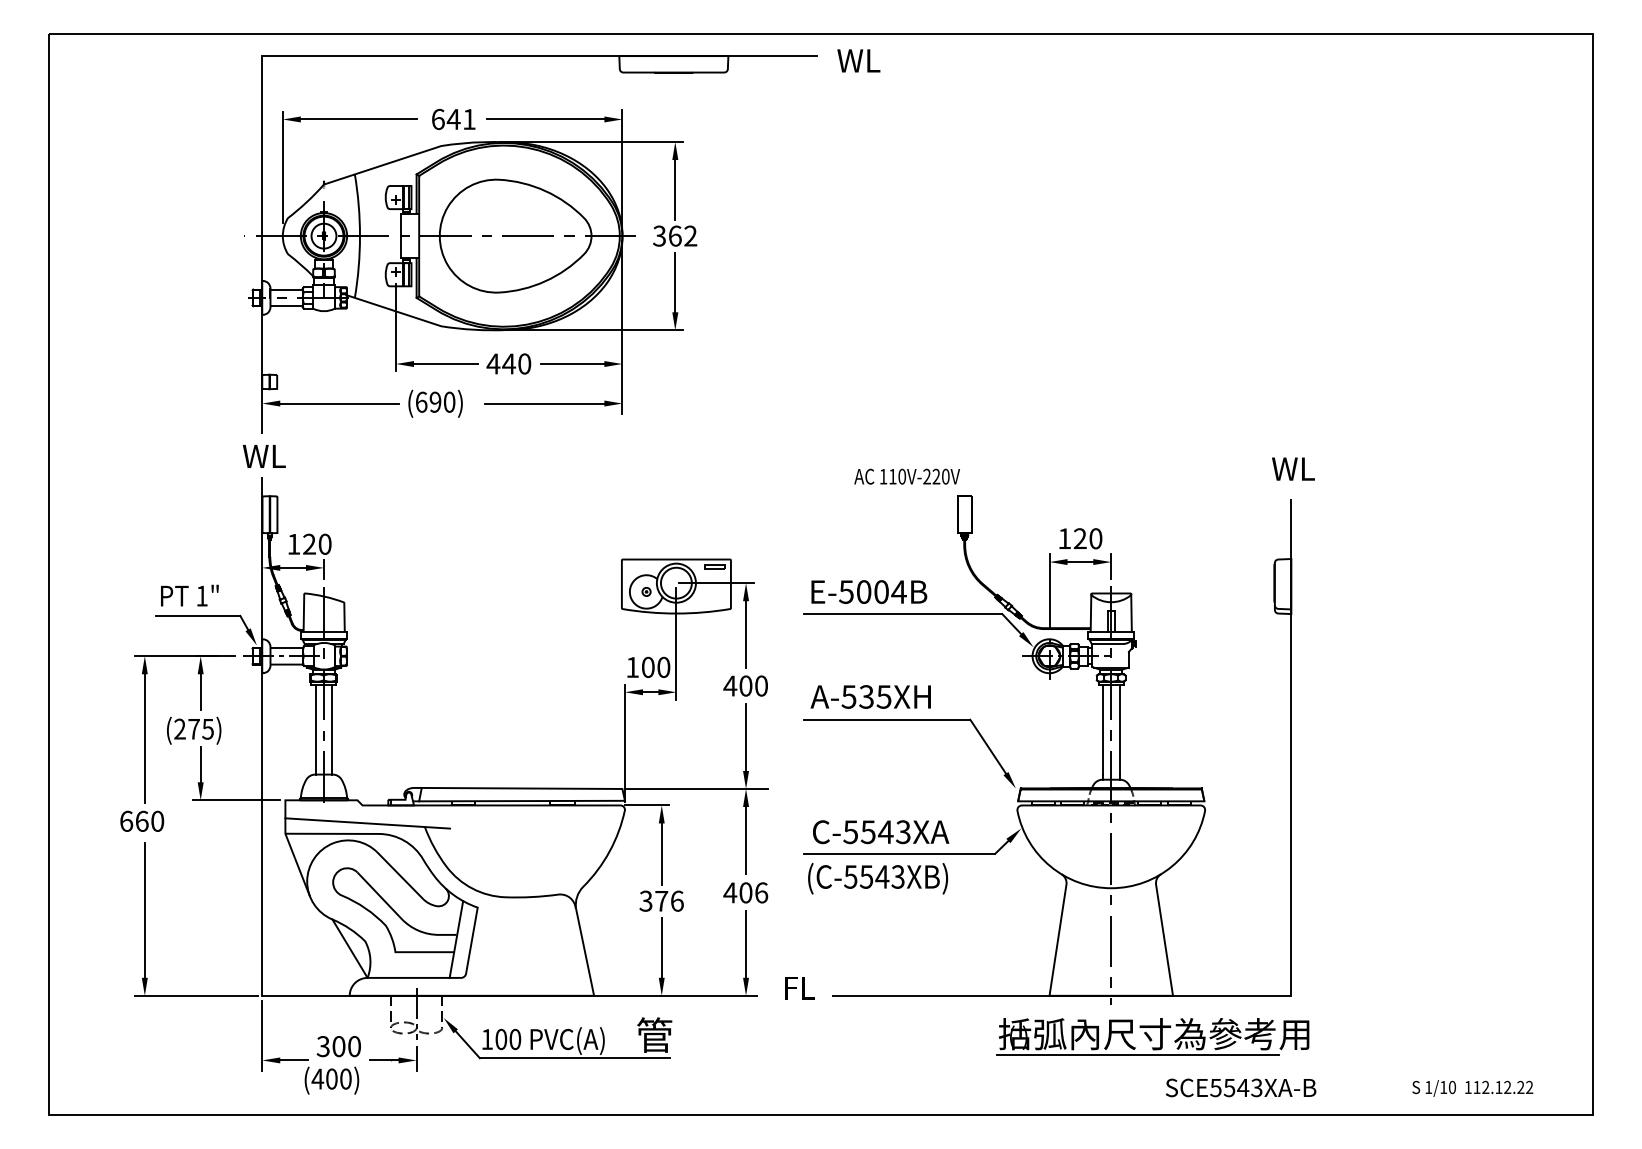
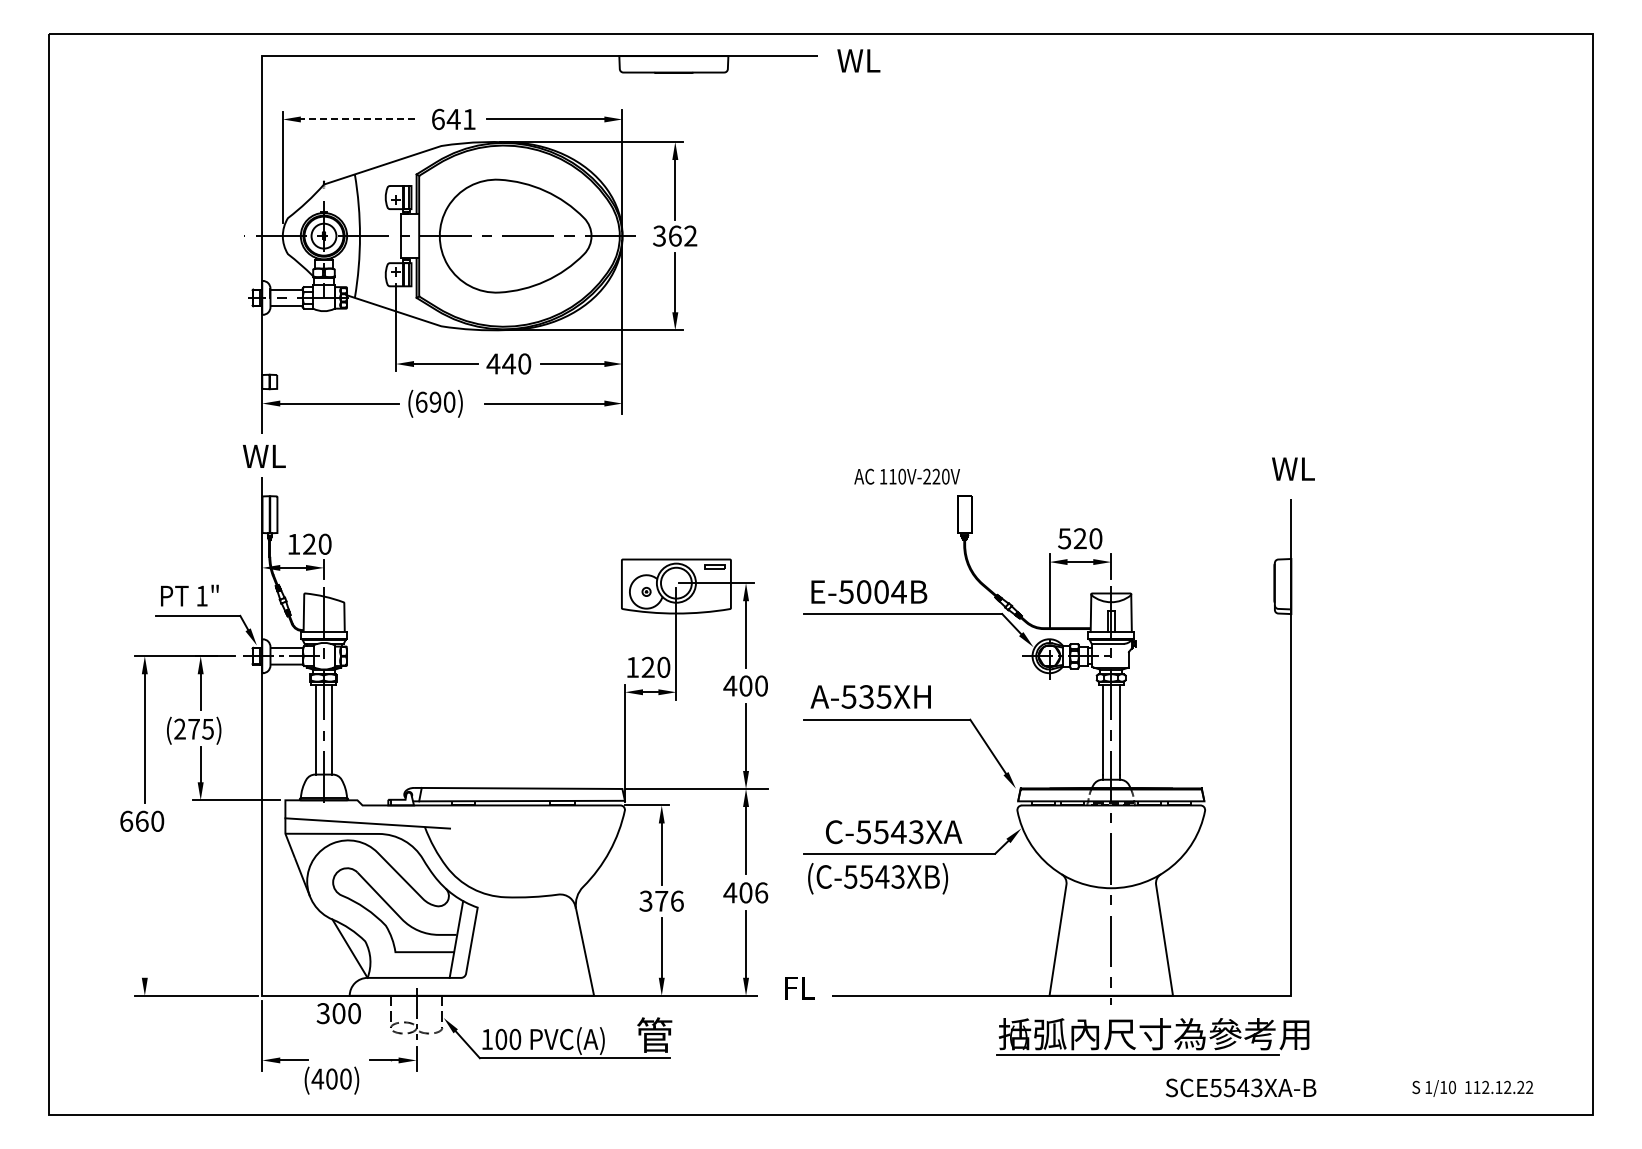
line: solid -> dashed (358, 119)
text: 120 -> 520 (1064, 538)
text: 100 -> 120 (647, 667)
text position: (881, 832) -> (894, 832) (894, 832)
line: present -> none (144, 911)
text position: (338, 1046) -> (338, 1013) (338, 1013)
